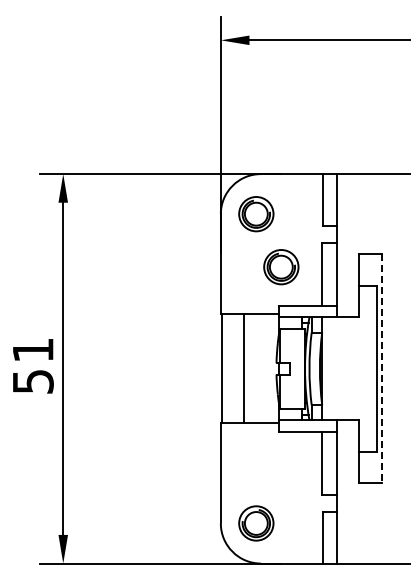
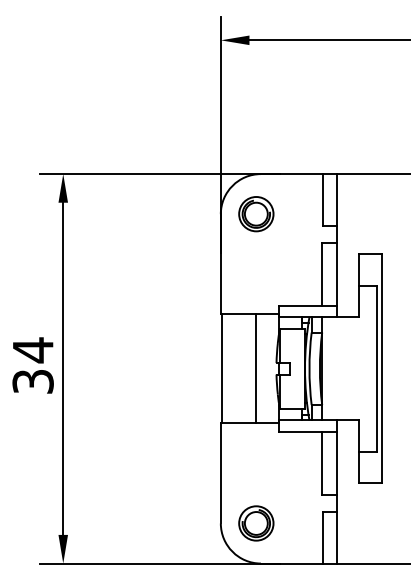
part: present -> none (281, 267)
text: 51 -> 34 (32, 365)
line position: (244, 368) -> (256, 368) (256, 368)
line: dashed -> solid (382, 368)
